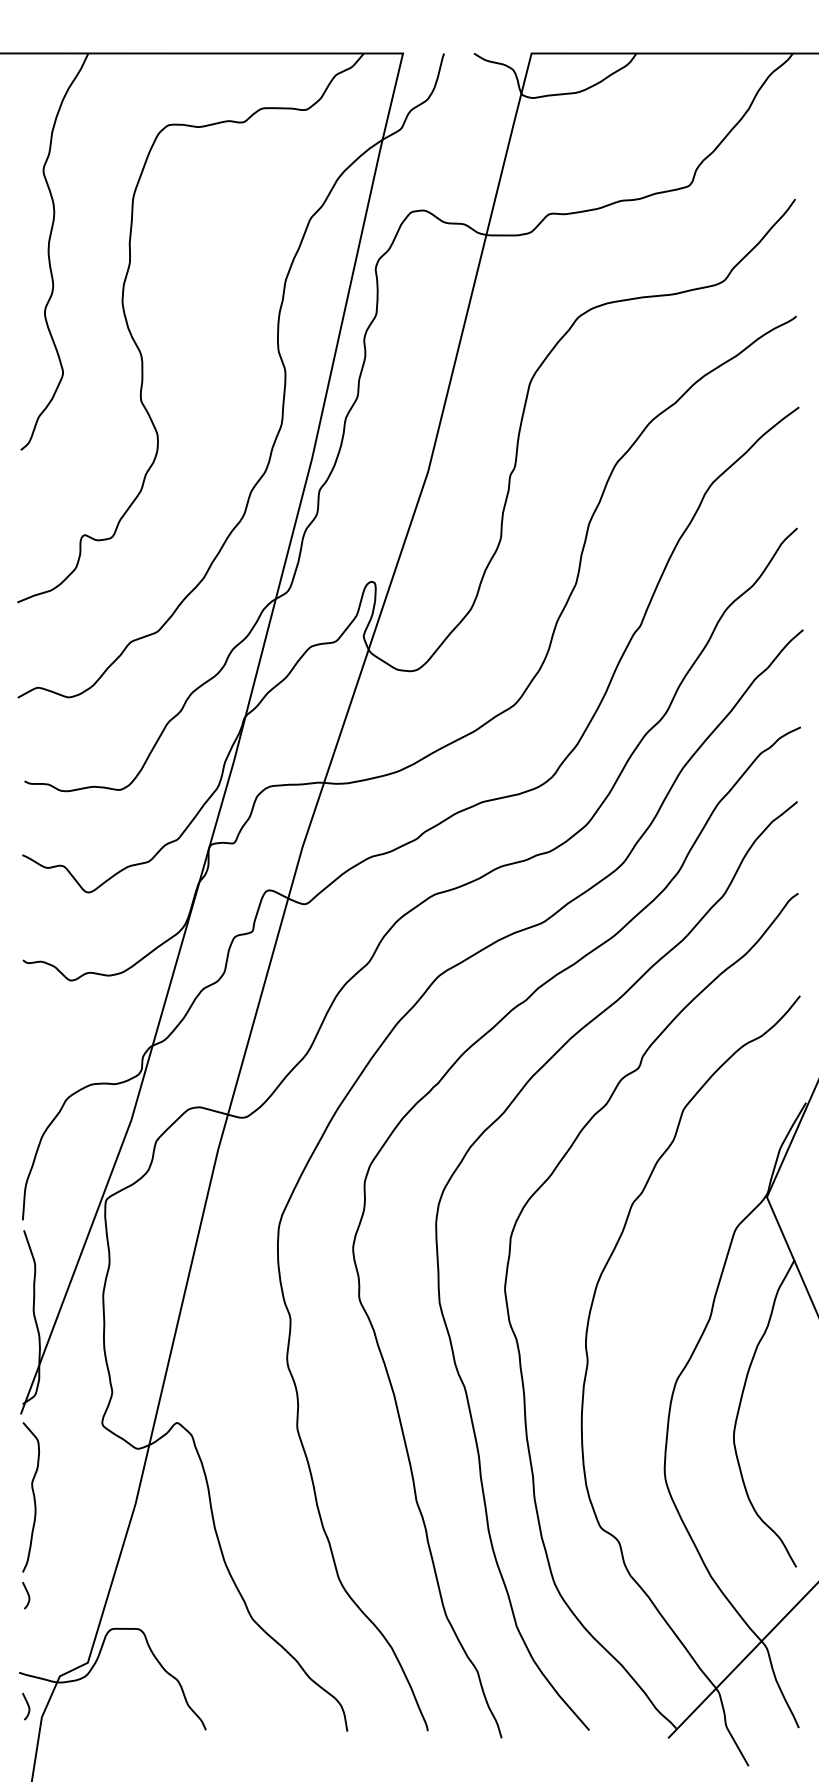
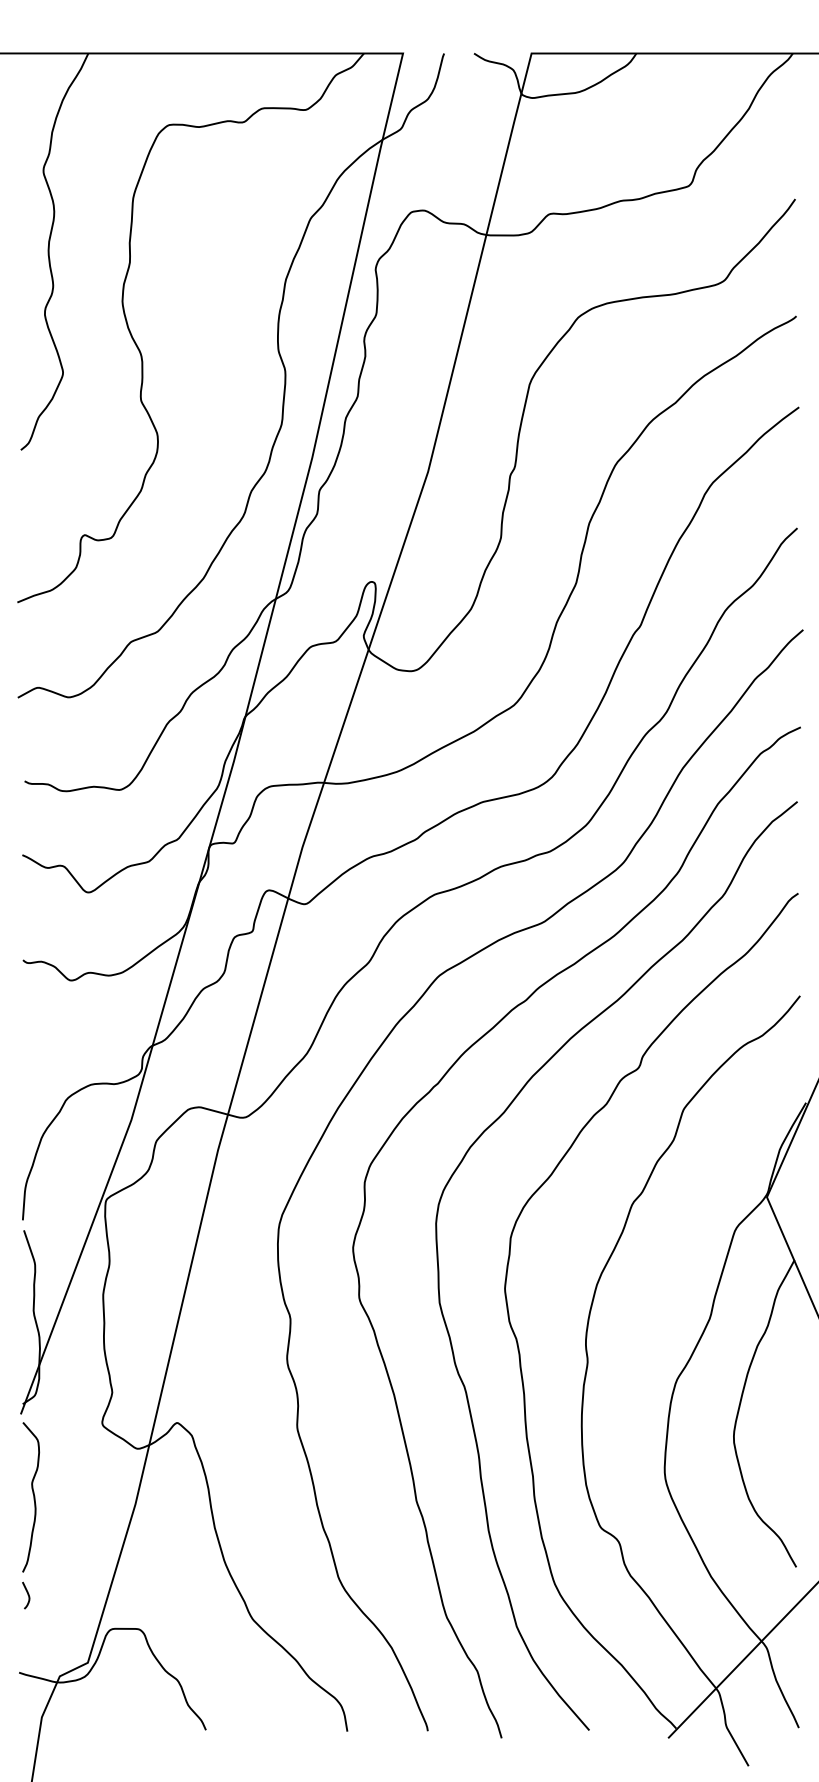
curve: present -> none (27, 1706)
